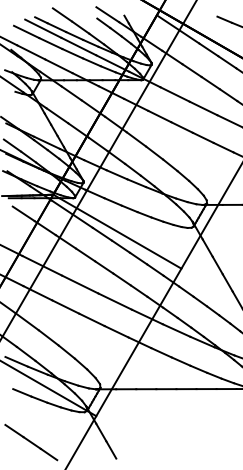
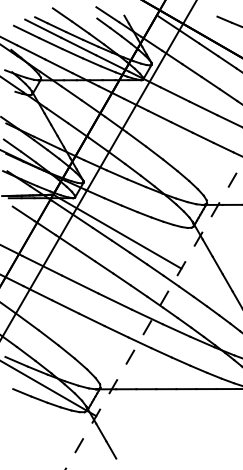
line: solid -> dashed (153, 316)
line: present -> none (31, 442)
